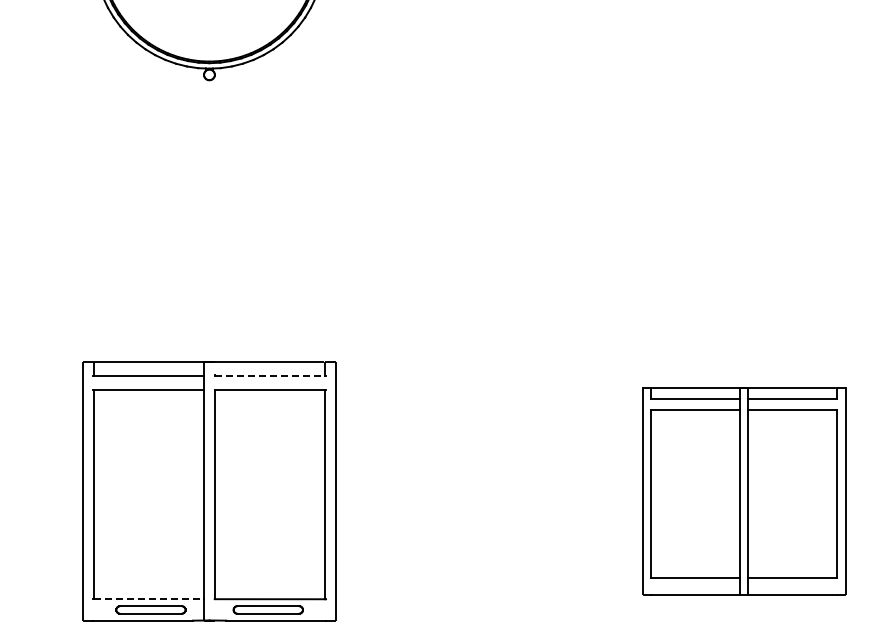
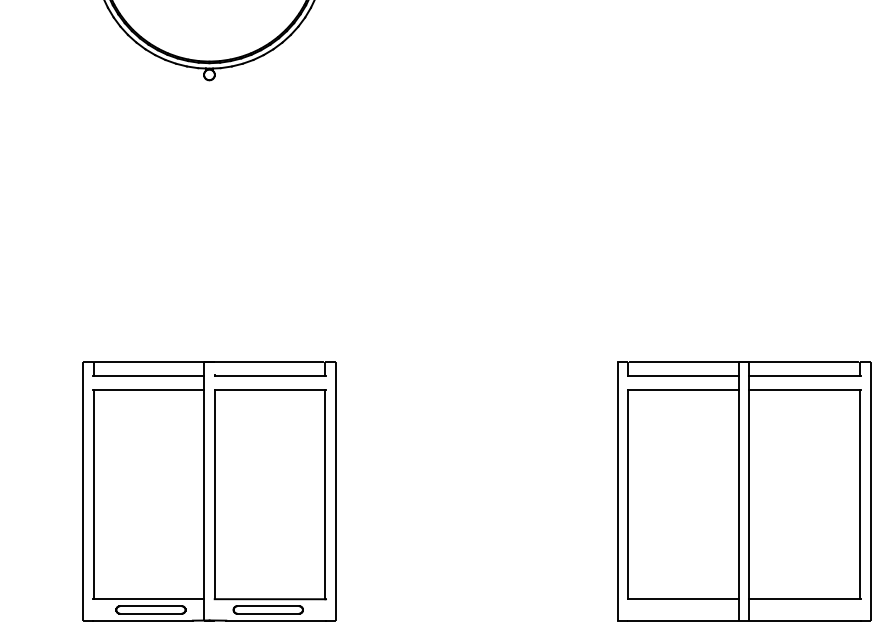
line: dashed -> solid (270, 375)
part size: 205x209 px -> 255x261 px (744, 491)
line: dashed -> solid (149, 599)
